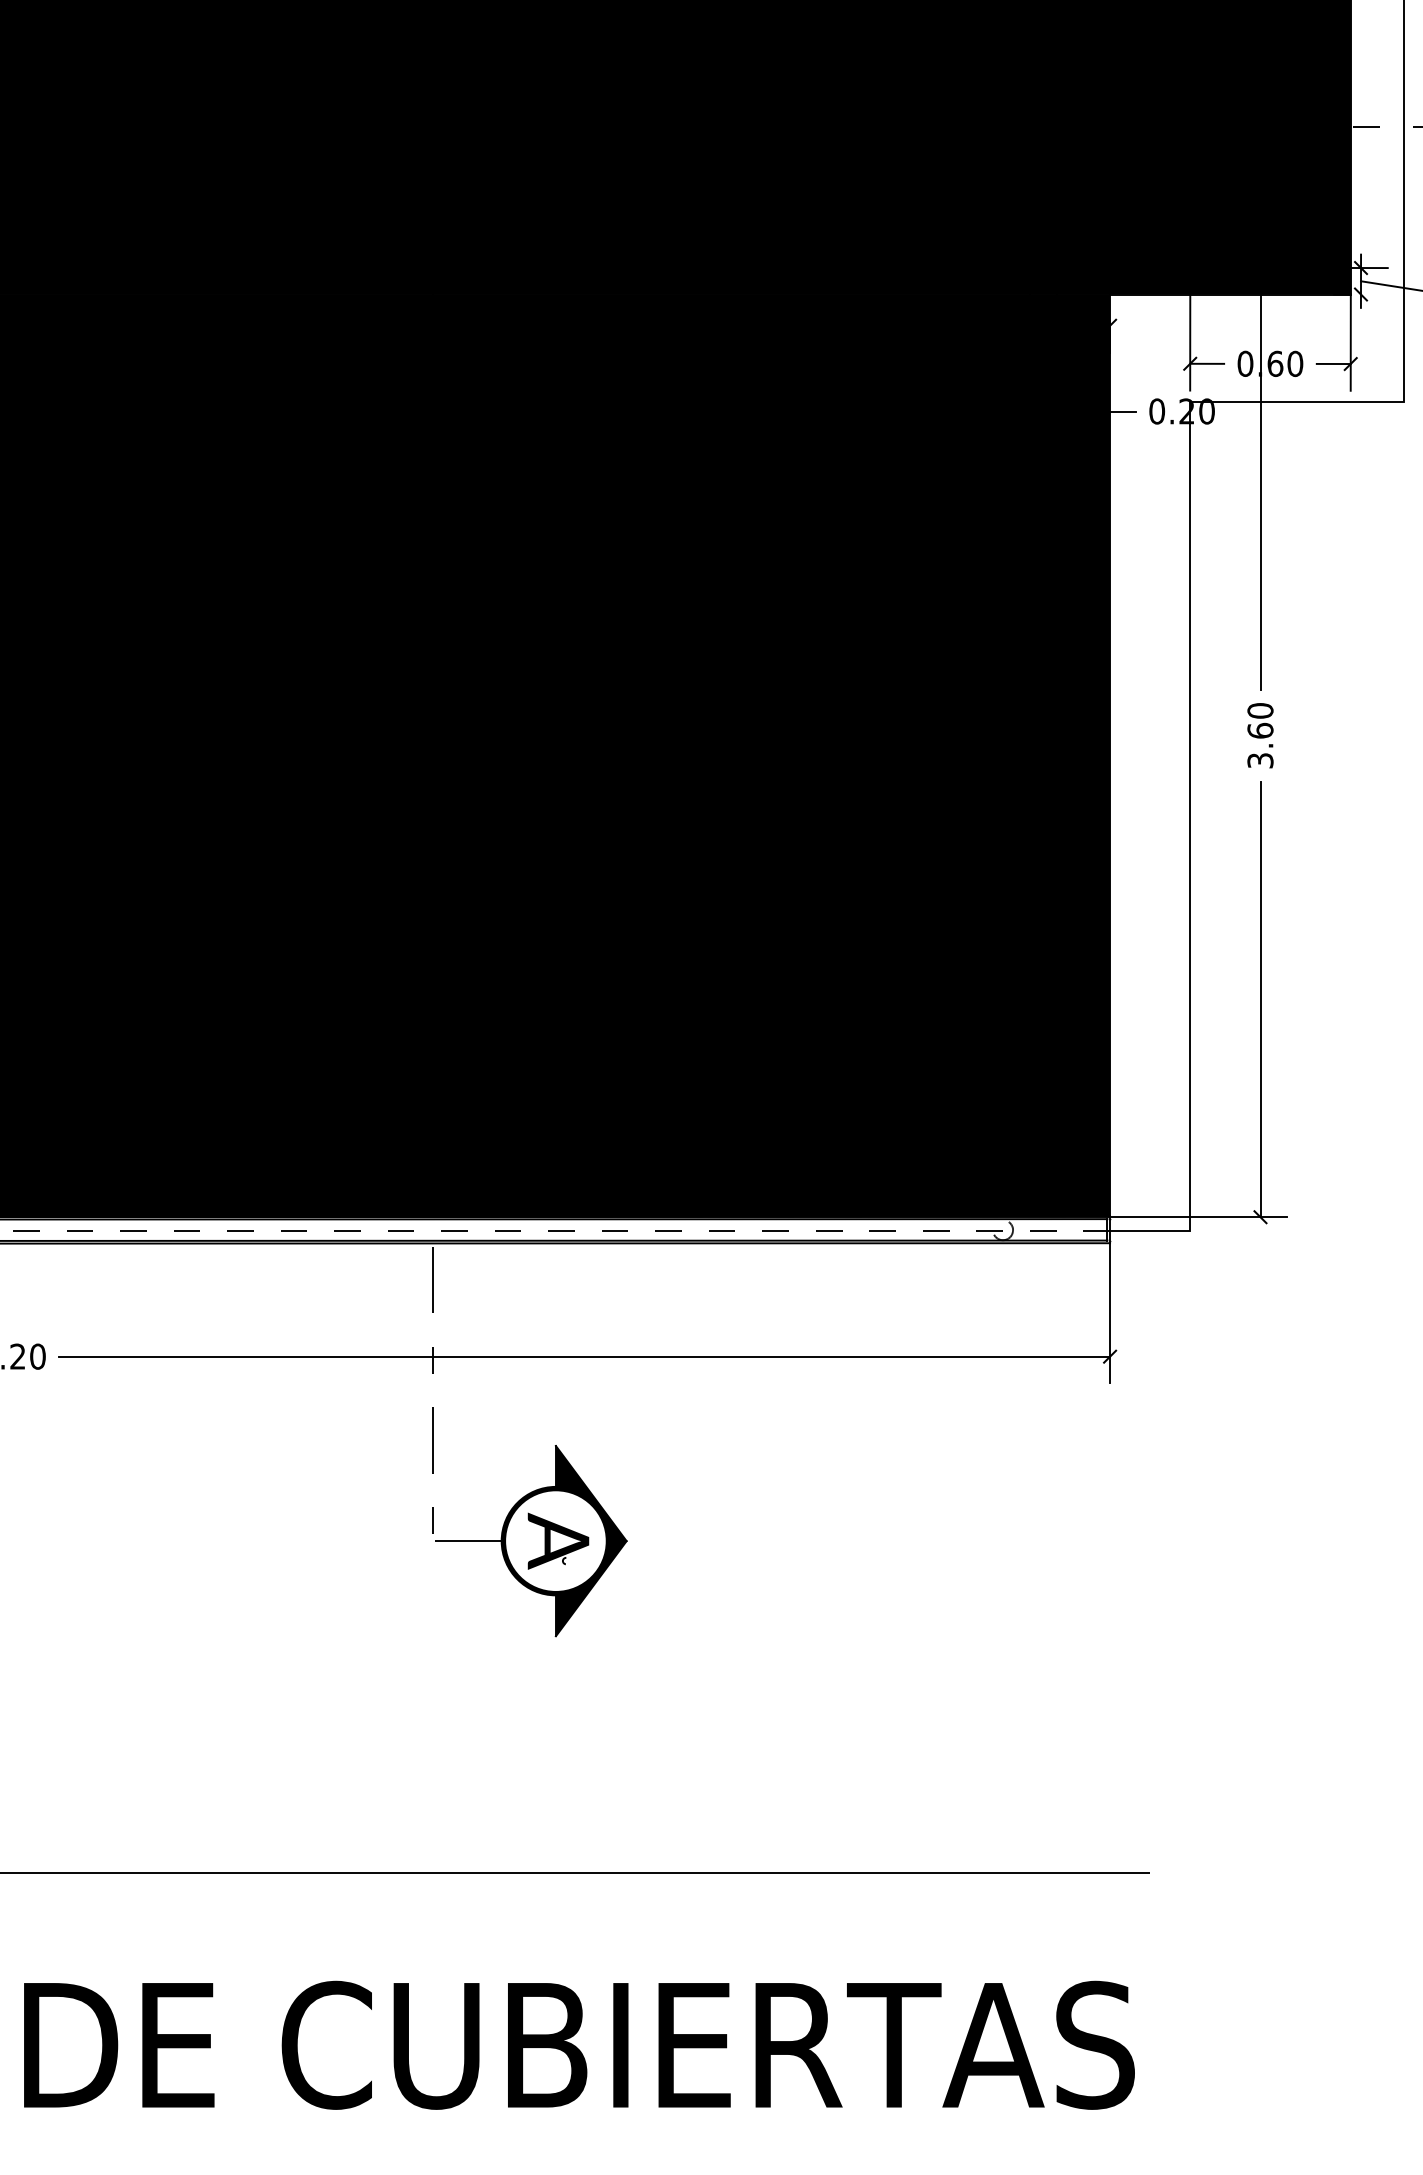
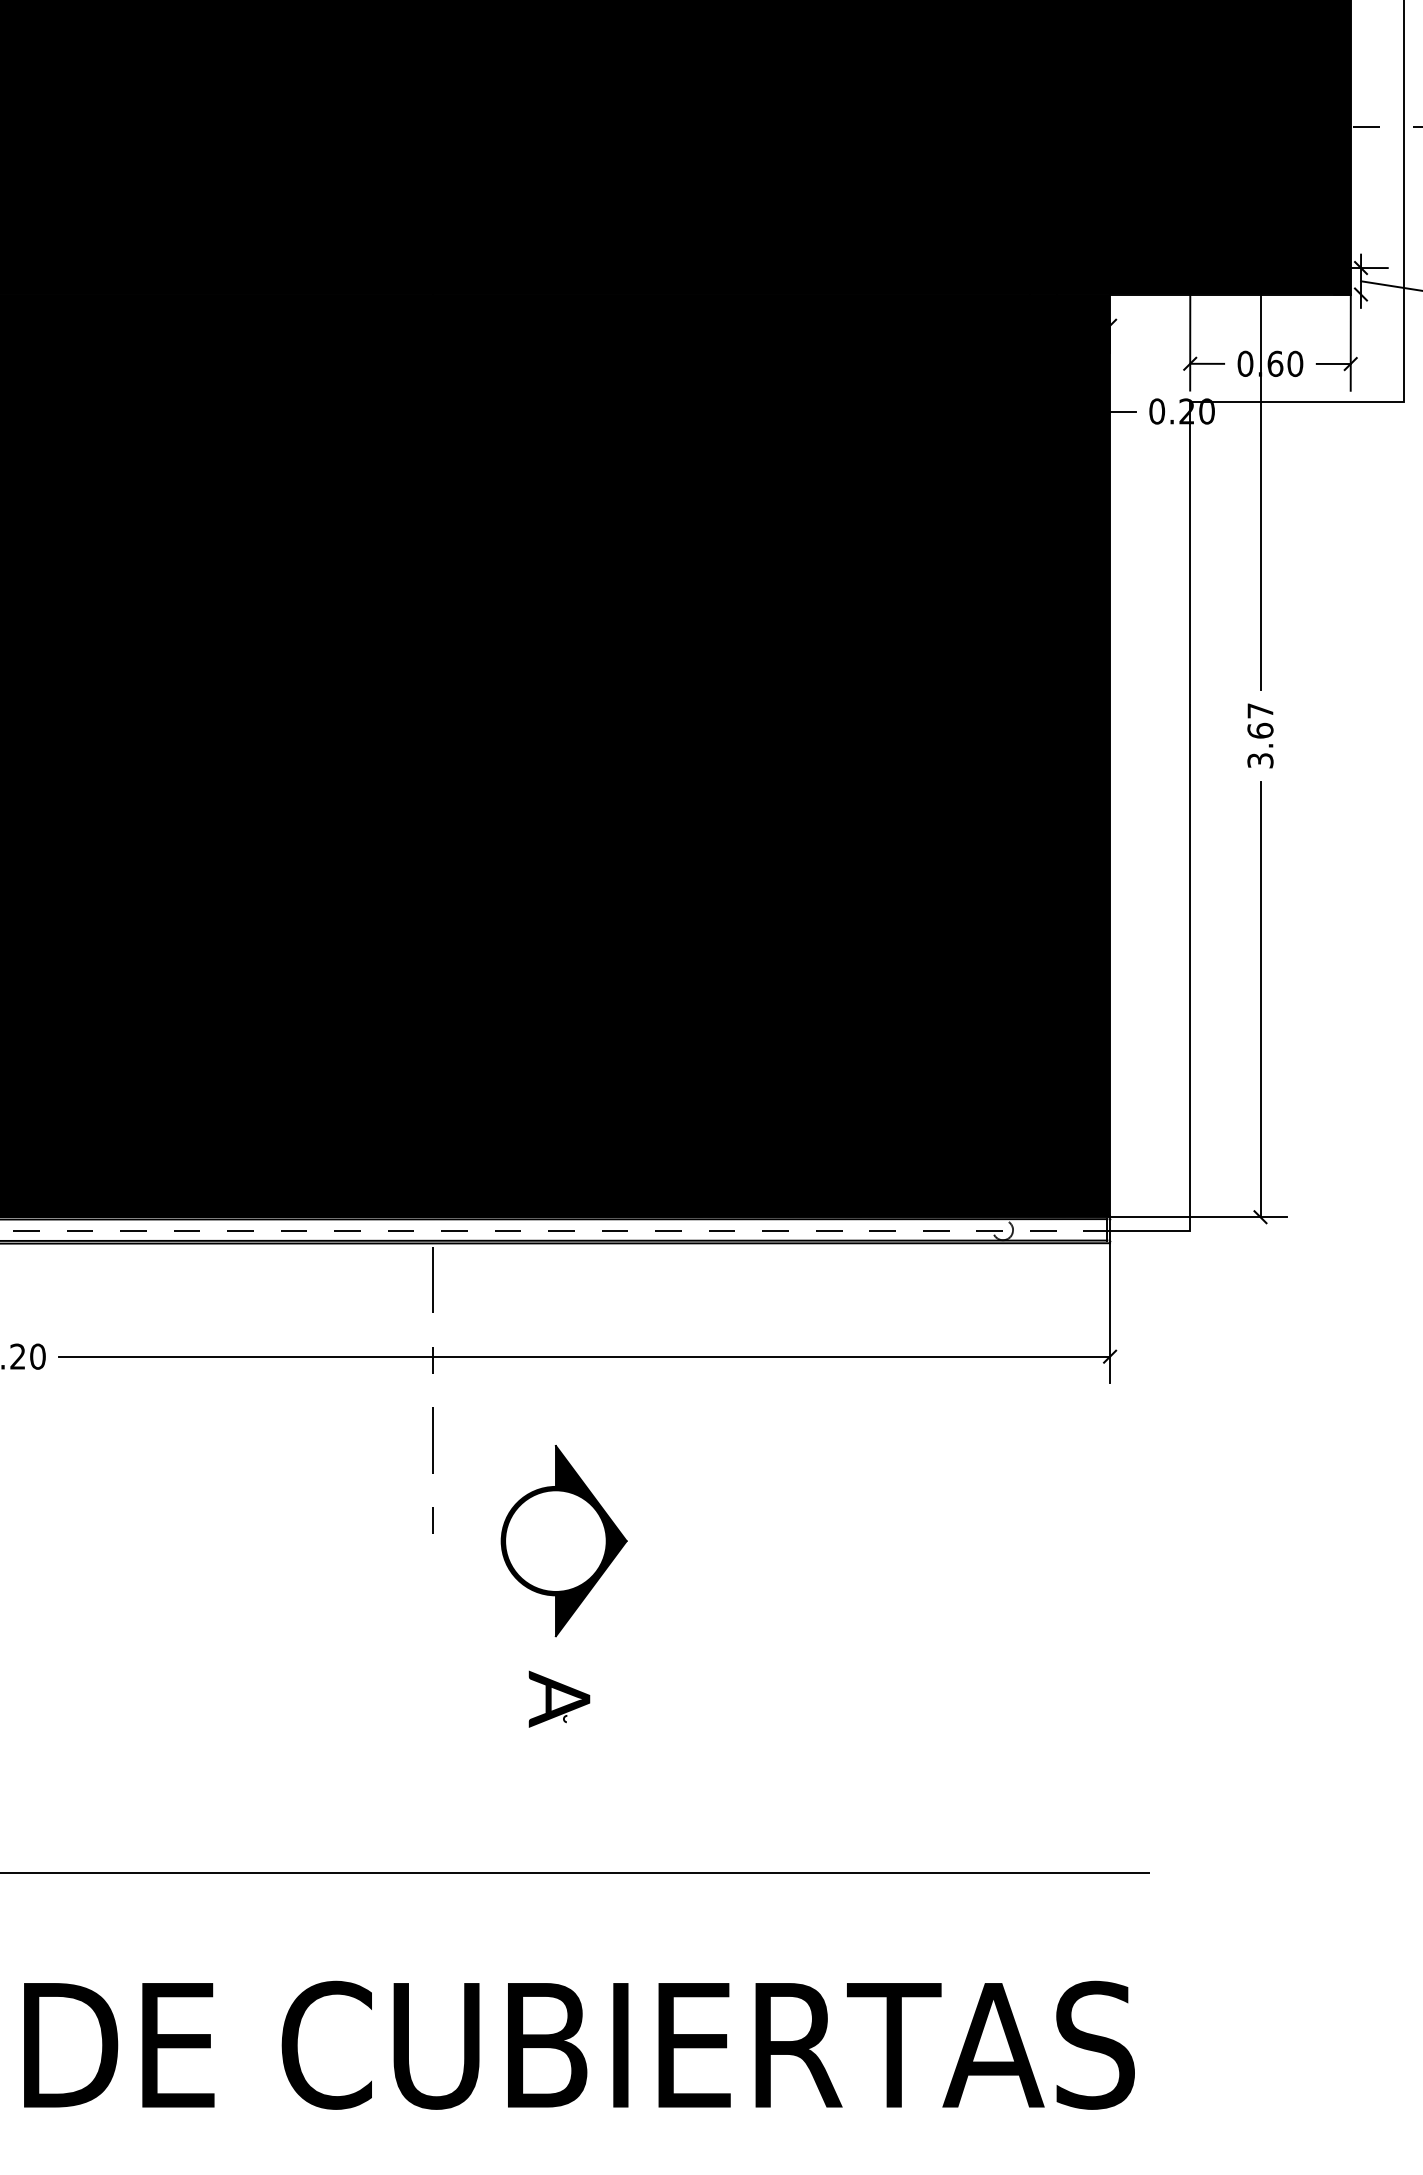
text: 3.60 -> 3.67 (1260, 710)
part position: (558, 1540) -> (559, 1698) (559, 1698)
line: present -> none (466, 1541)
